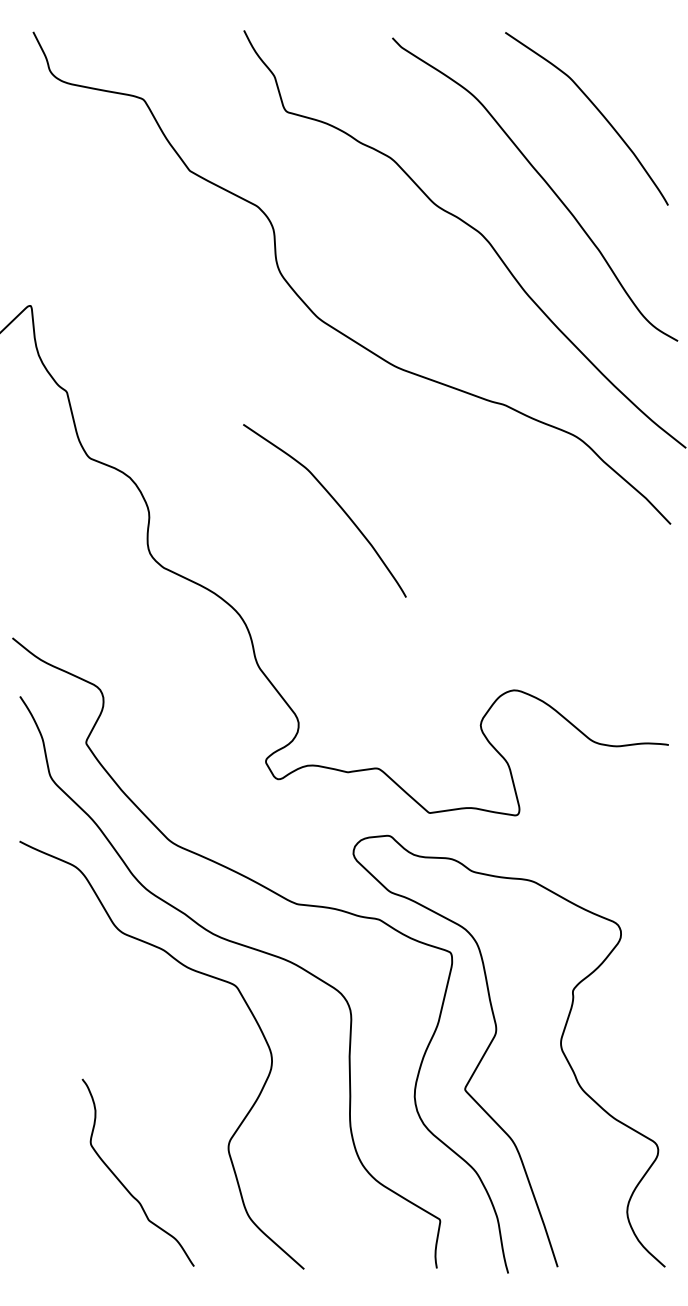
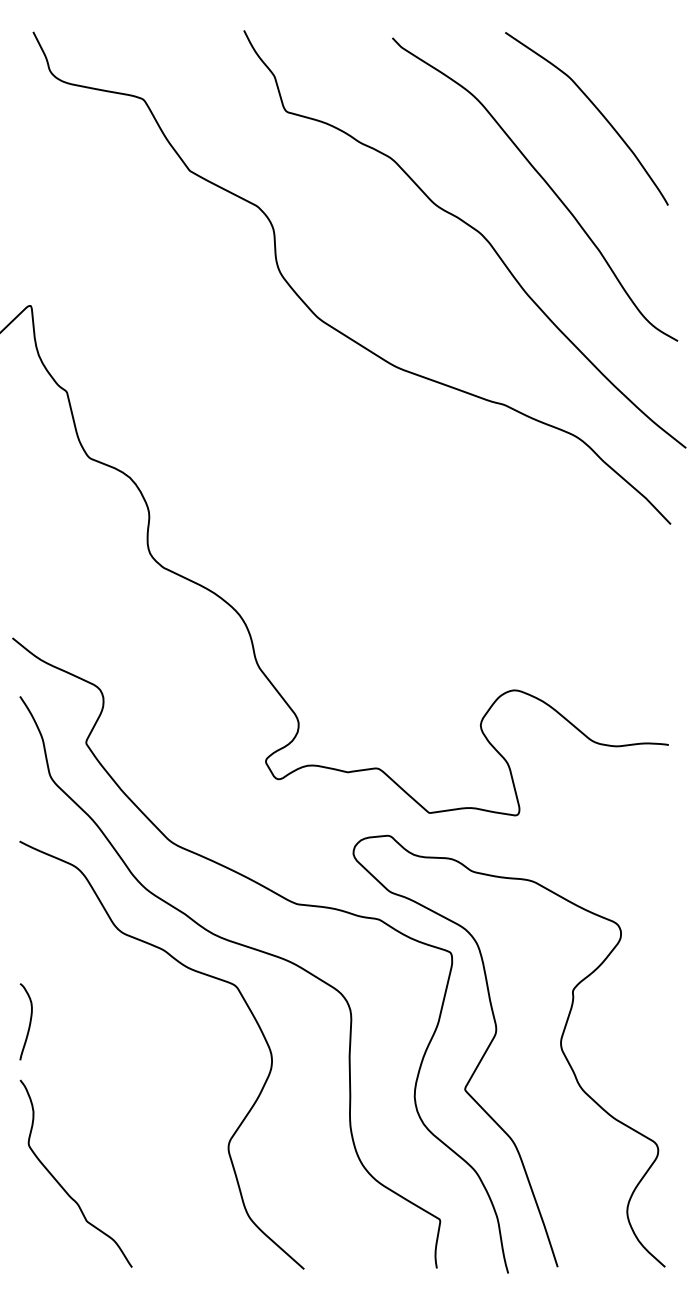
curve: present -> none (333, 500)
curve: none -> present (29, 1021)
curve position: (122, 1182) -> (60, 1183) (60, 1183)
